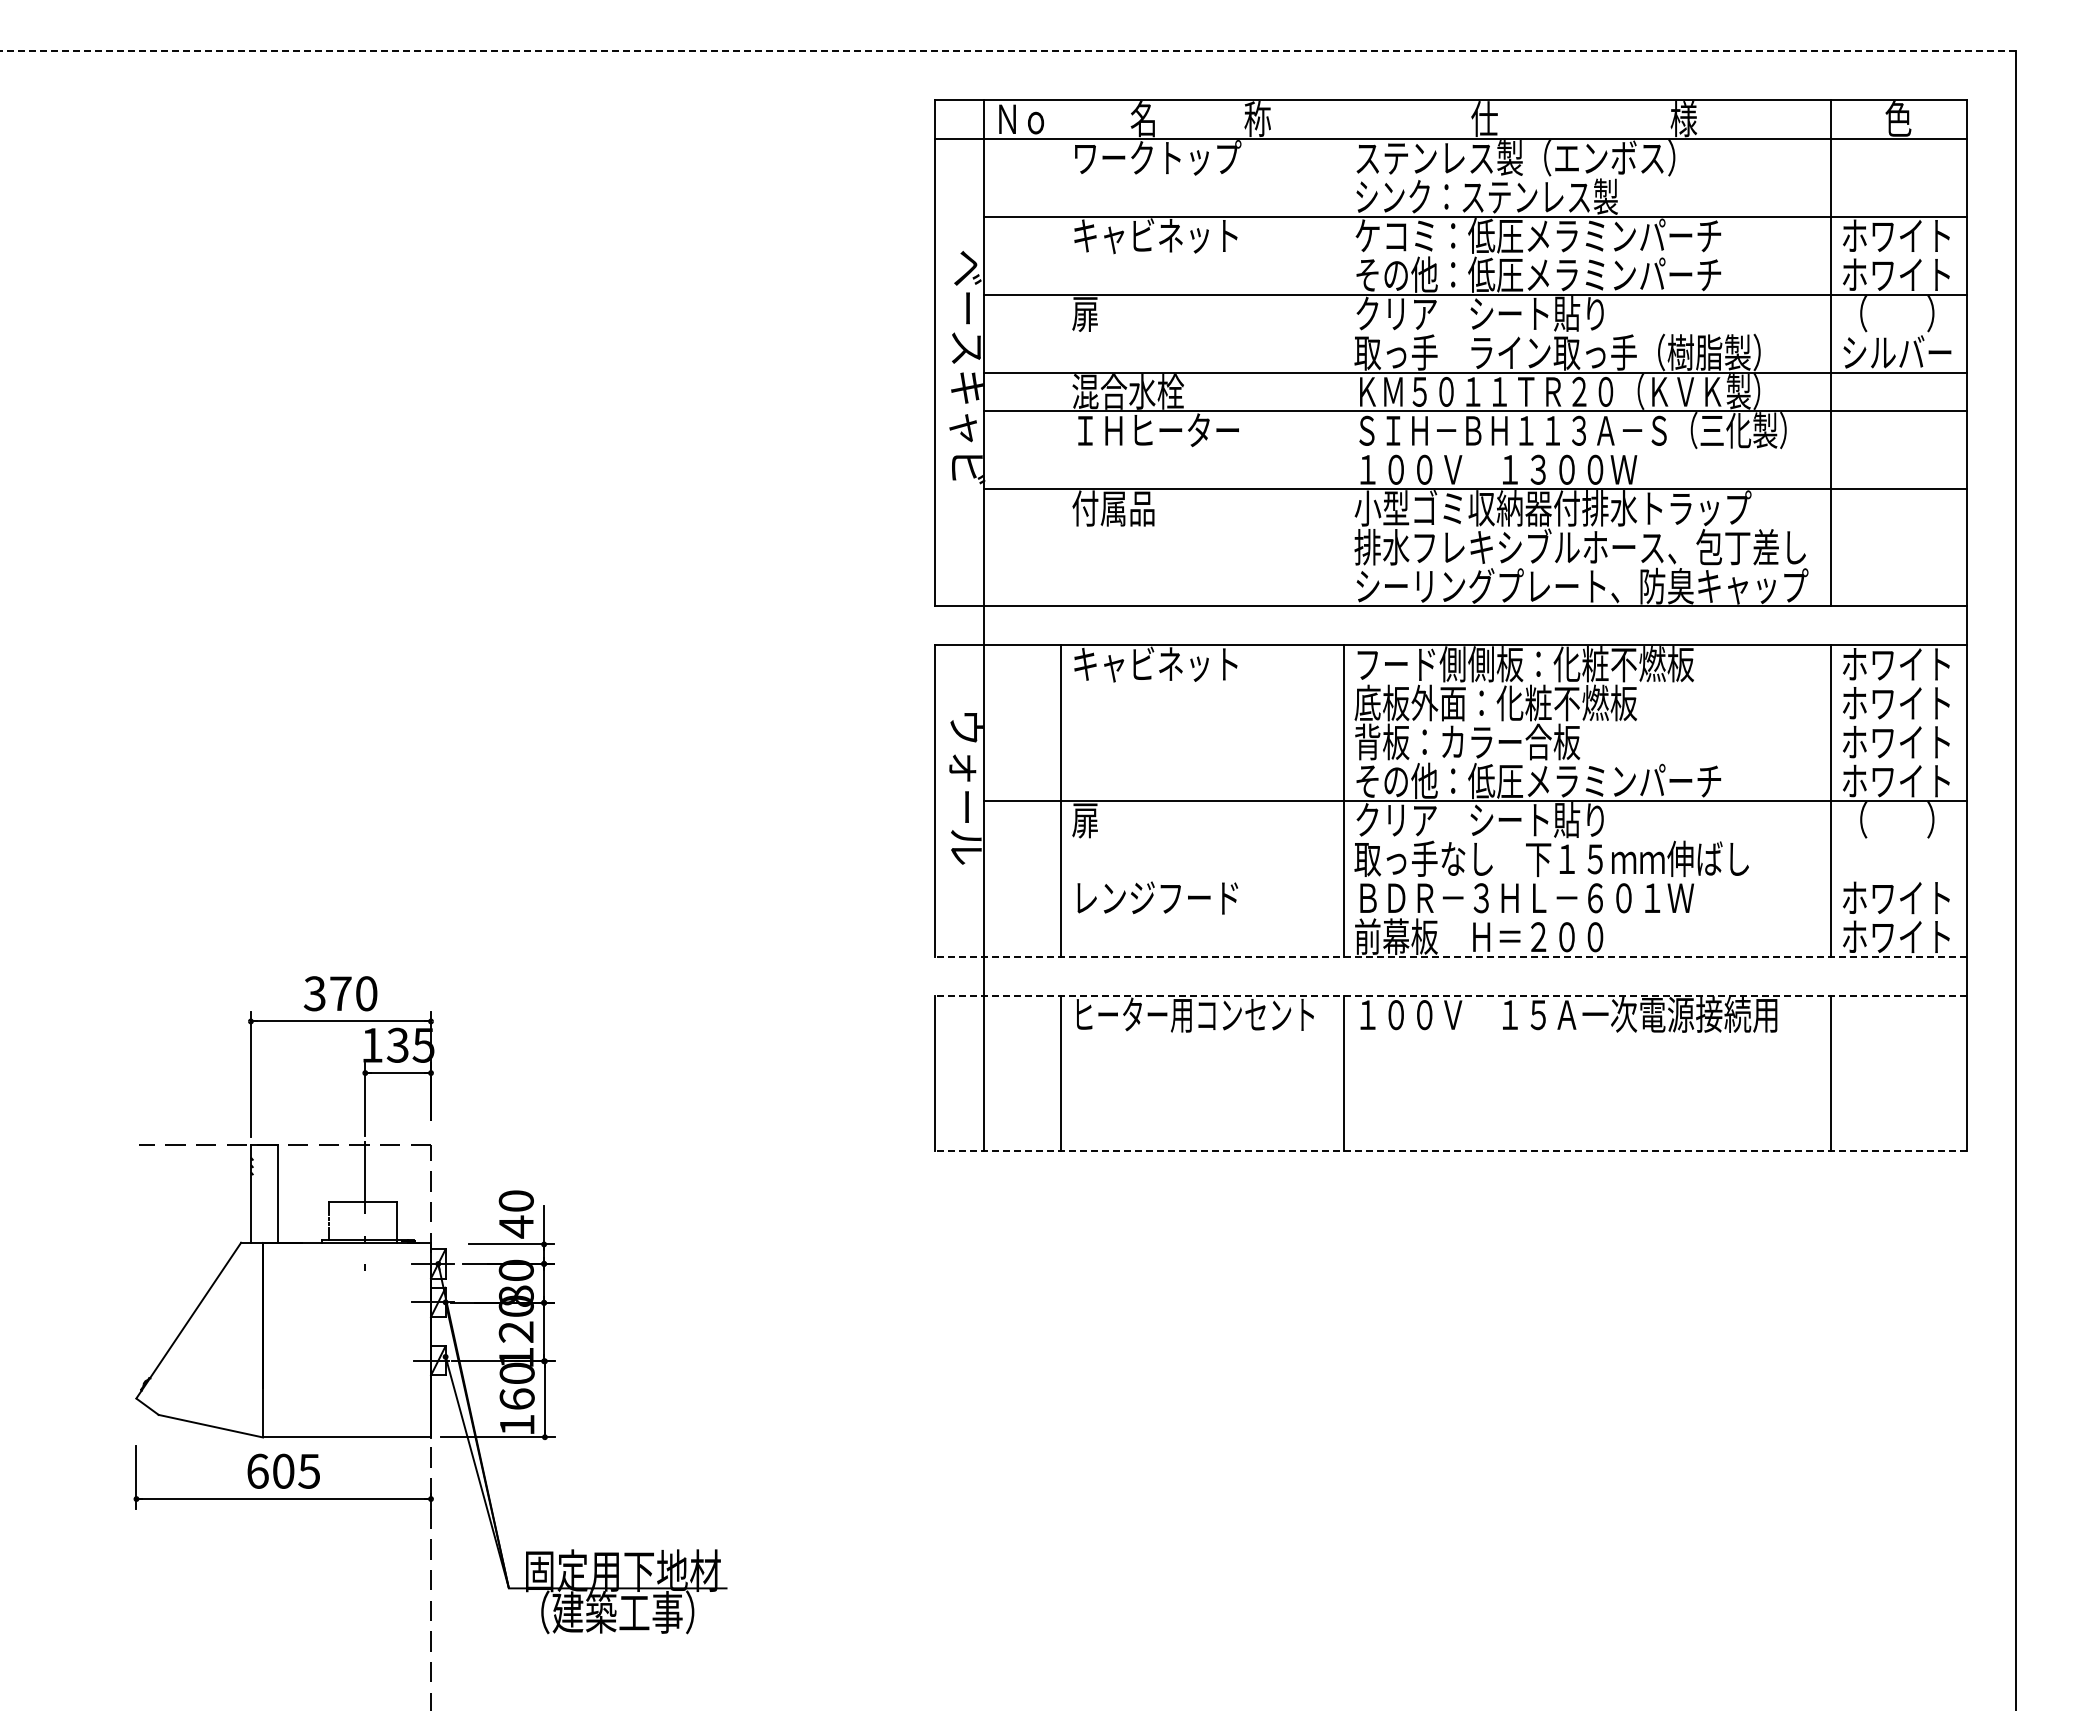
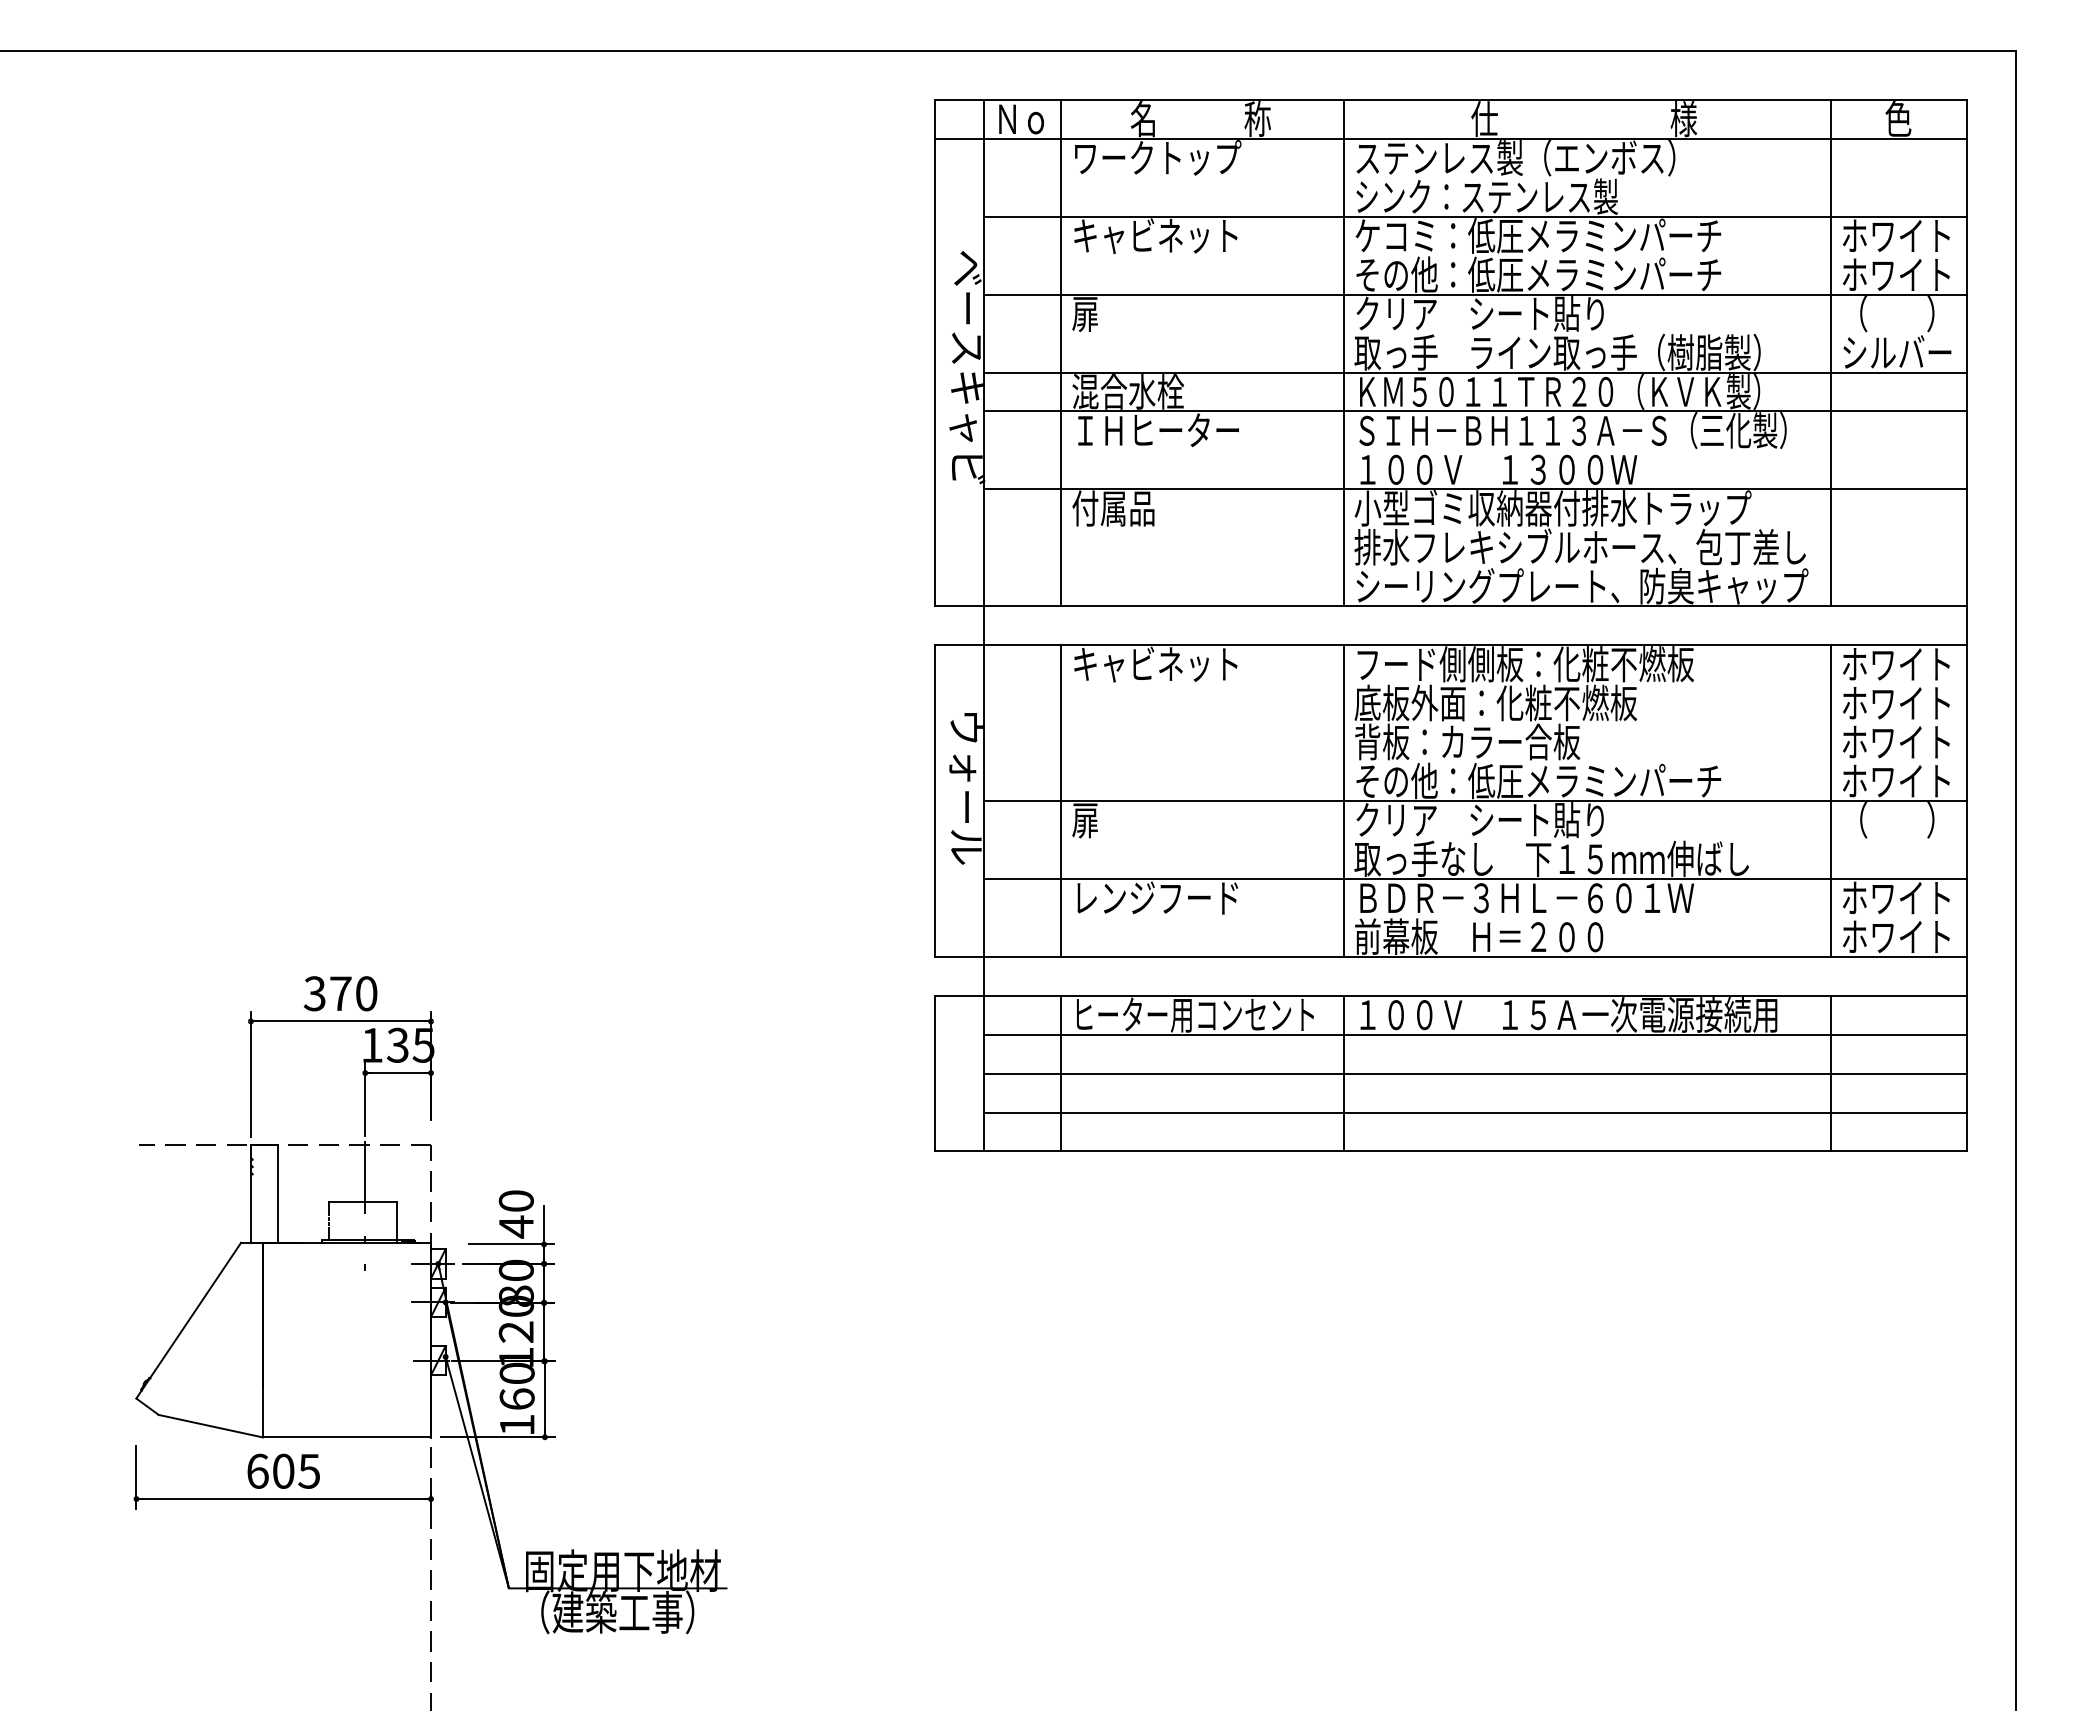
line: dashed -> solid (1008, 51)
line: none -> present (1061, 352)
line: none -> present (1343, 352)
line: none -> present (1474, 878)
line: dashed -> solid (1450, 956)
line: dashed -> solid (1450, 995)
line: none -> present (1474, 1034)
line: none -> present (1474, 1073)
line: none -> present (1474, 1112)
line: dashed -> solid (1450, 1151)
